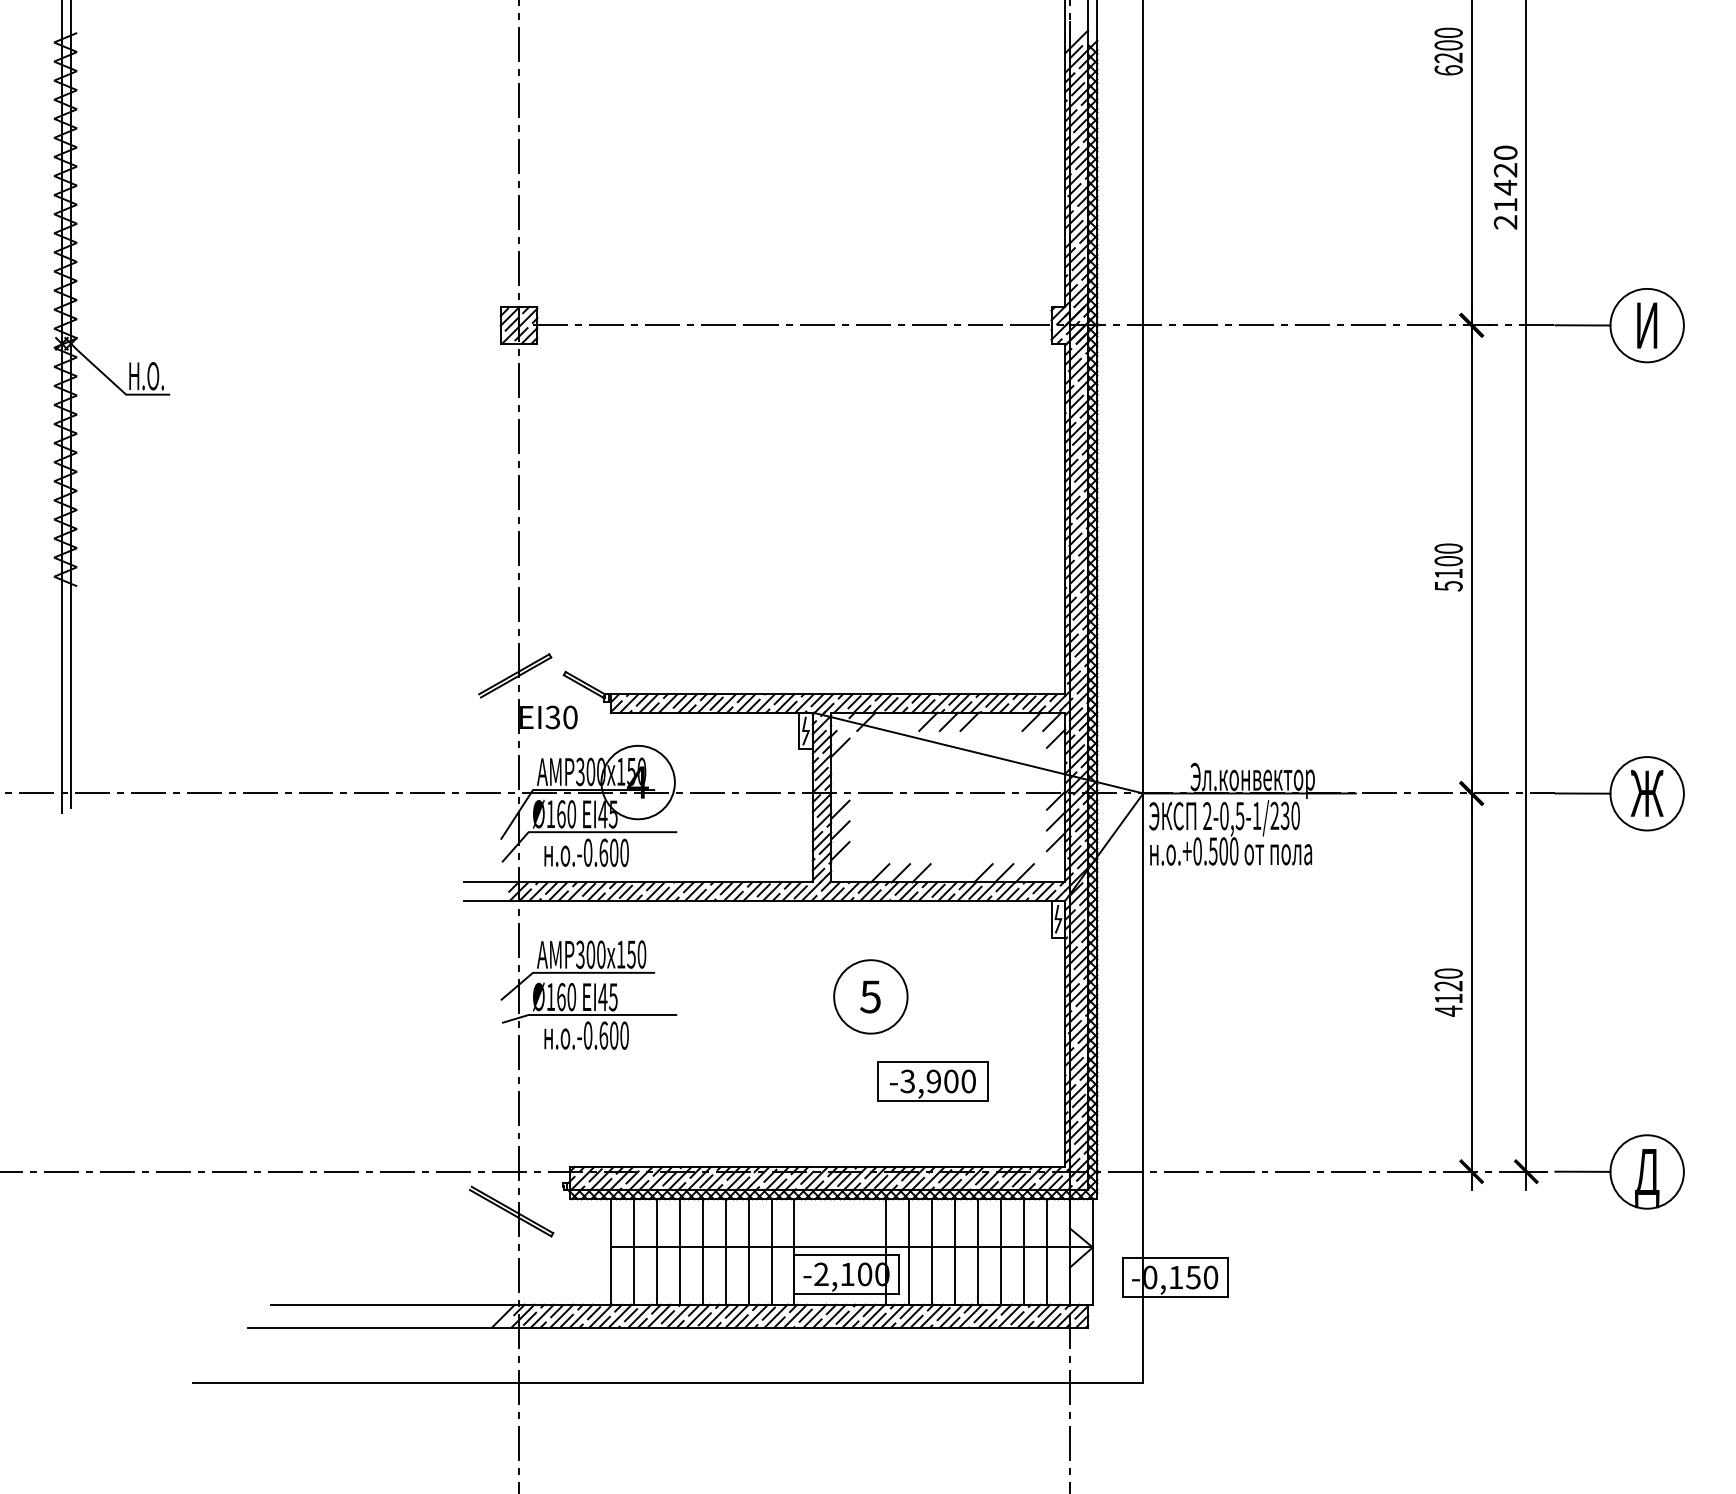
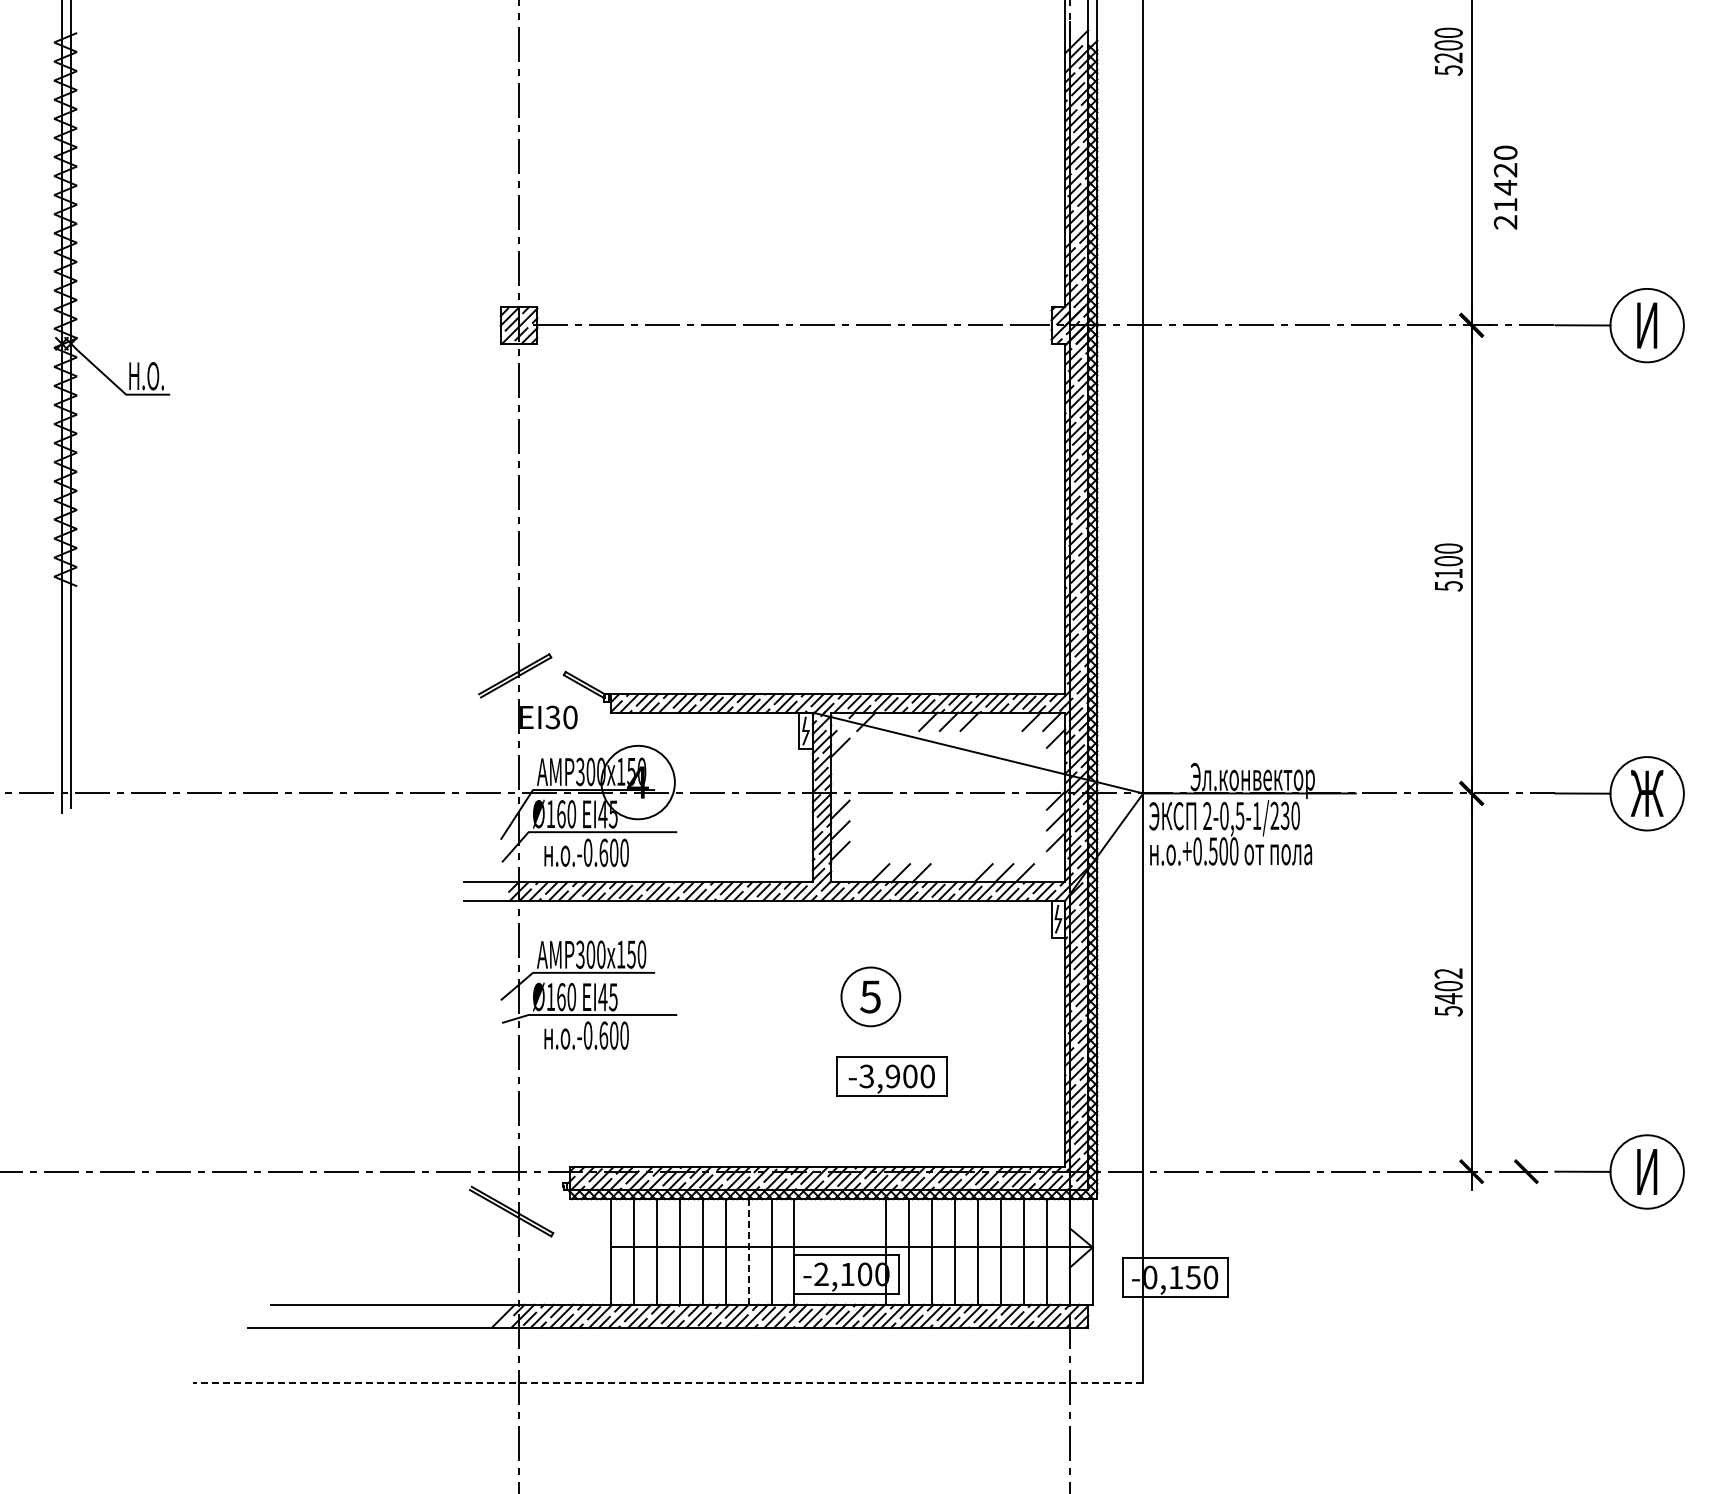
text: 6200 -> 5200 (1448, 70)
line: present -> none (1526, 596)
text: 4120 -> 5402 (1448, 992)
circle diameter: 73 px -> 59 px (870, 996)
part position: (932, 1081) -> (891, 1076) (891, 1076)
text: Д -> И (1647, 1178)
line: solid -> dashed (748, 1252)
line: solid -> dashed (667, 1382)
